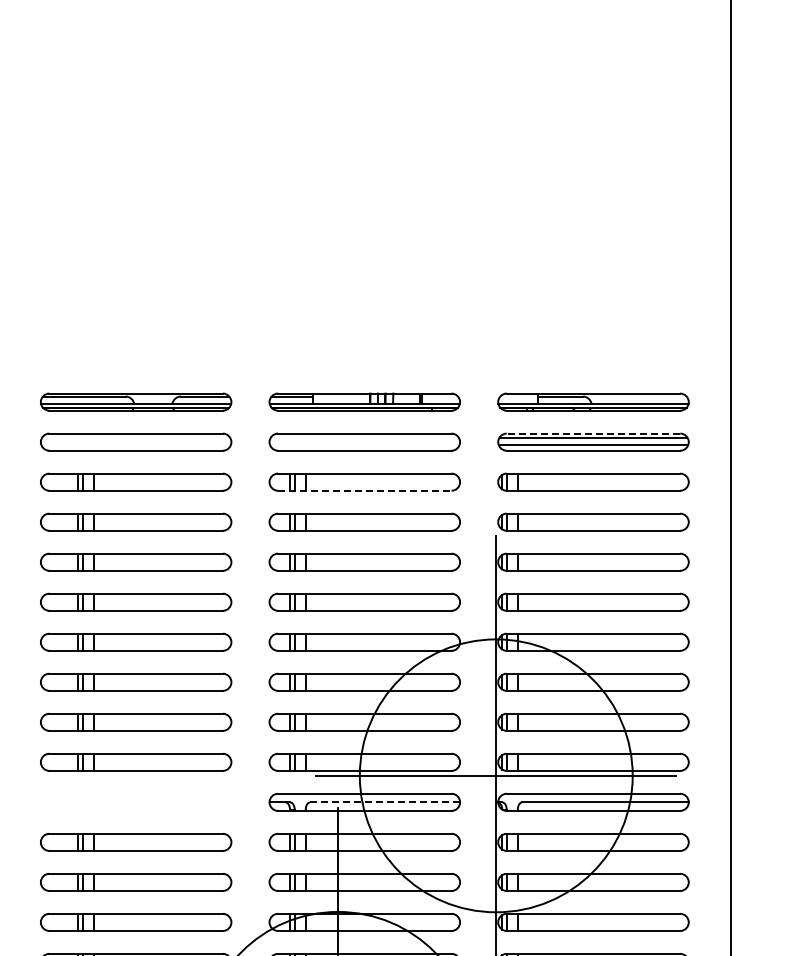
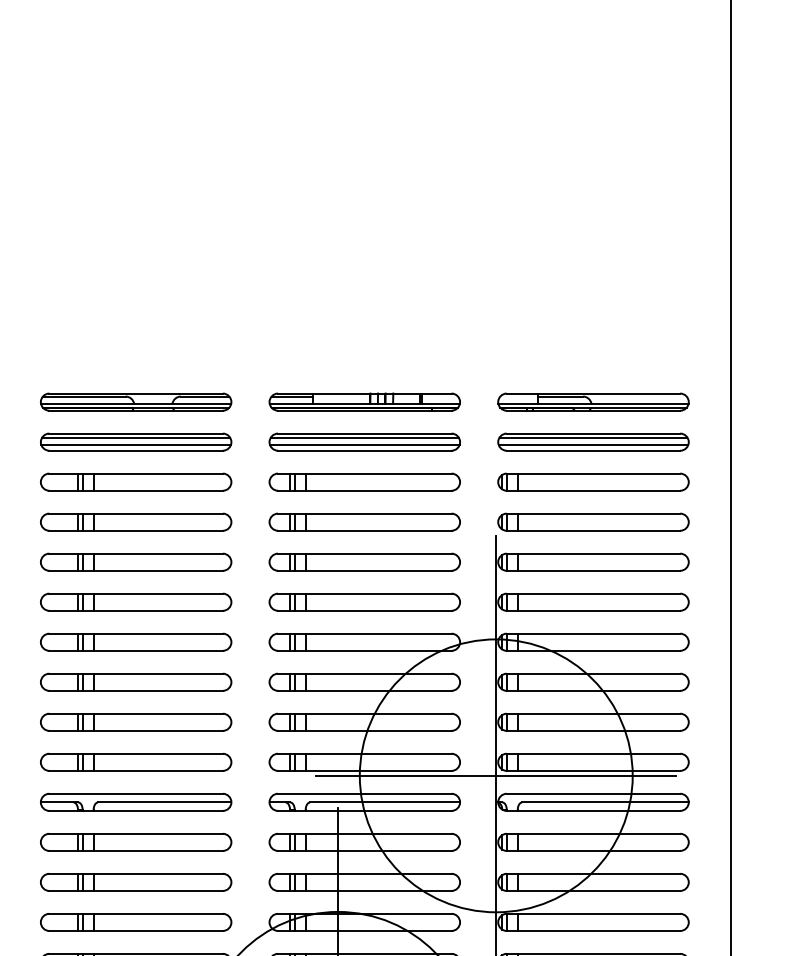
line: dashed -> solid (593, 433)
line: none -> present (136, 437)
line: none -> present (364, 437)
line: none -> present (135, 445)
line: none -> present (364, 445)
line: dashed -> solid (364, 490)
part: none -> present (136, 801)
line: dashed -> solid (384, 802)
